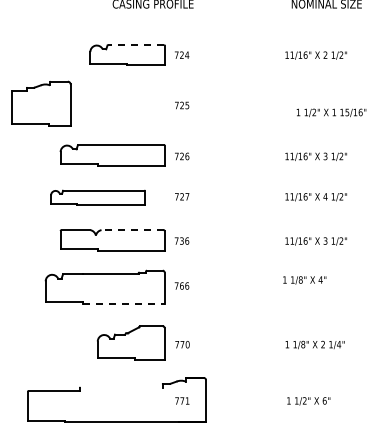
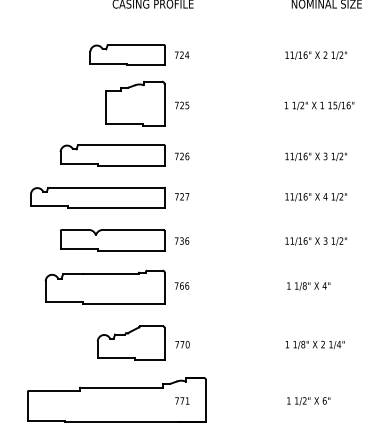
line: dashed -> solid (135, 45)
part position: (41, 103) -> (135, 103) (135, 103)
text position: (331, 112) -> (319, 105) (319, 105)
part size: 96x17 px -> 136x23 px (97, 197)
line: dashed -> solid (132, 230)
text position: (304, 280) -> (308, 286) (308, 286)
line: dashed -> solid (123, 304)
line: none -> present (121, 387)
